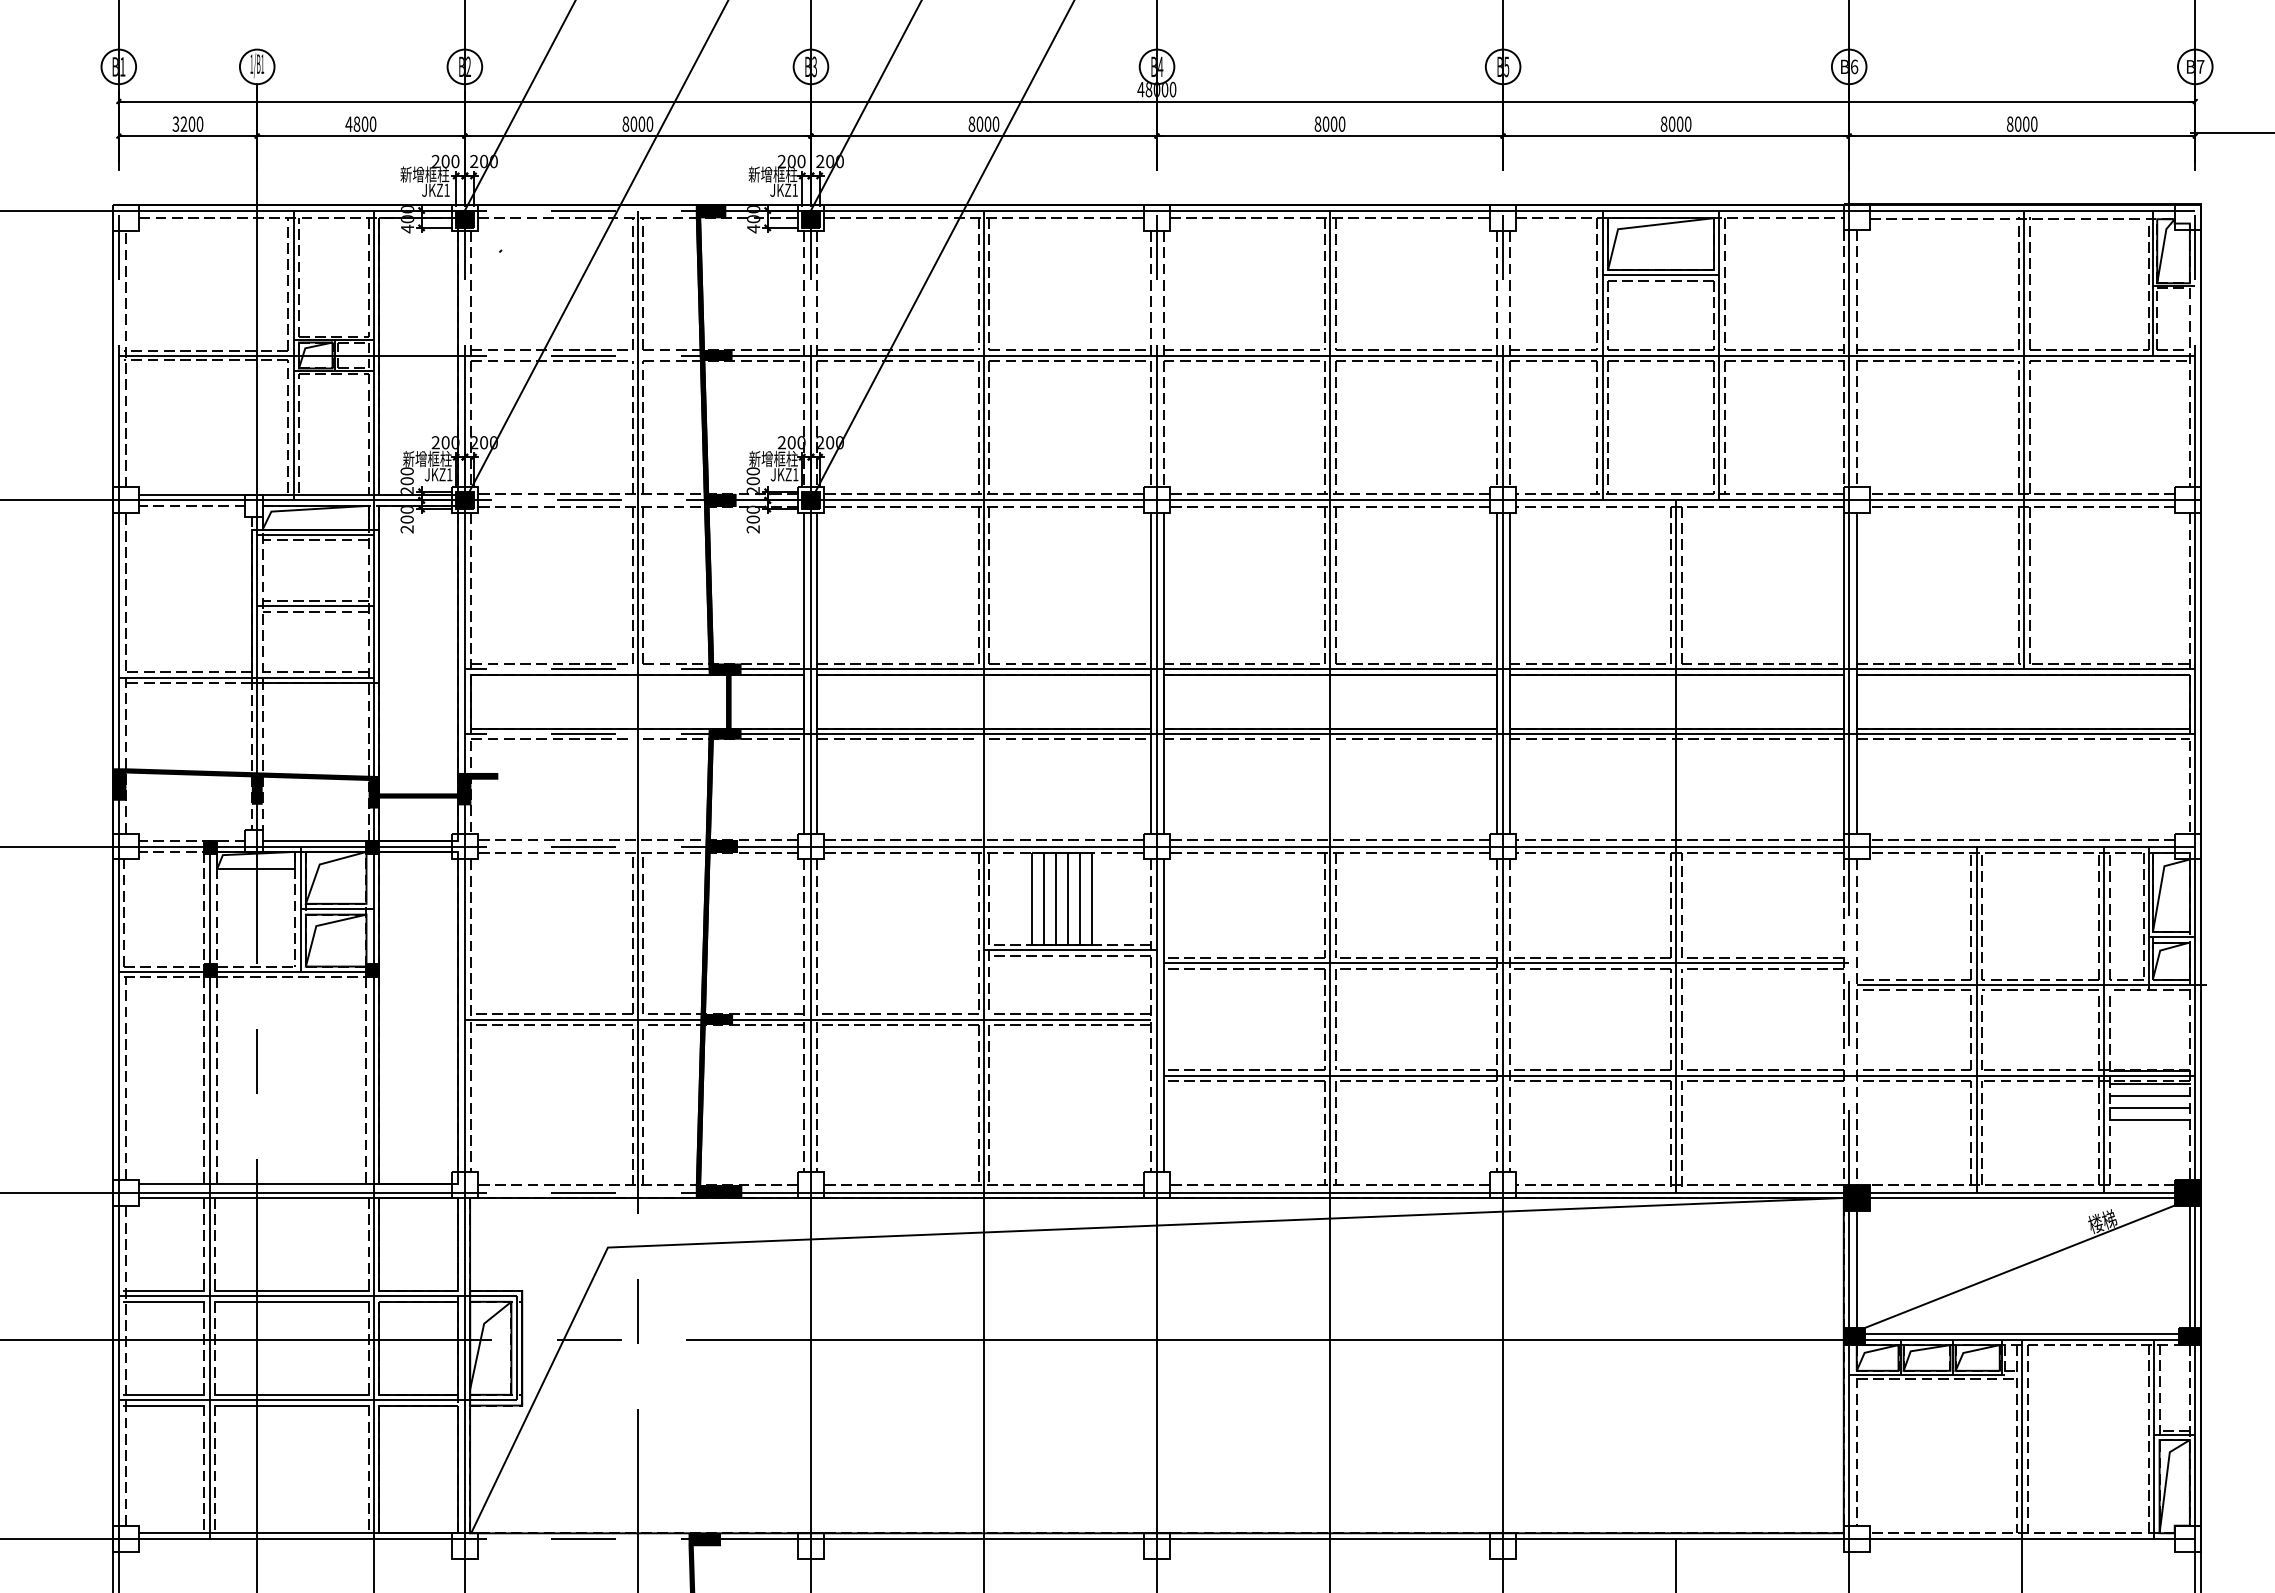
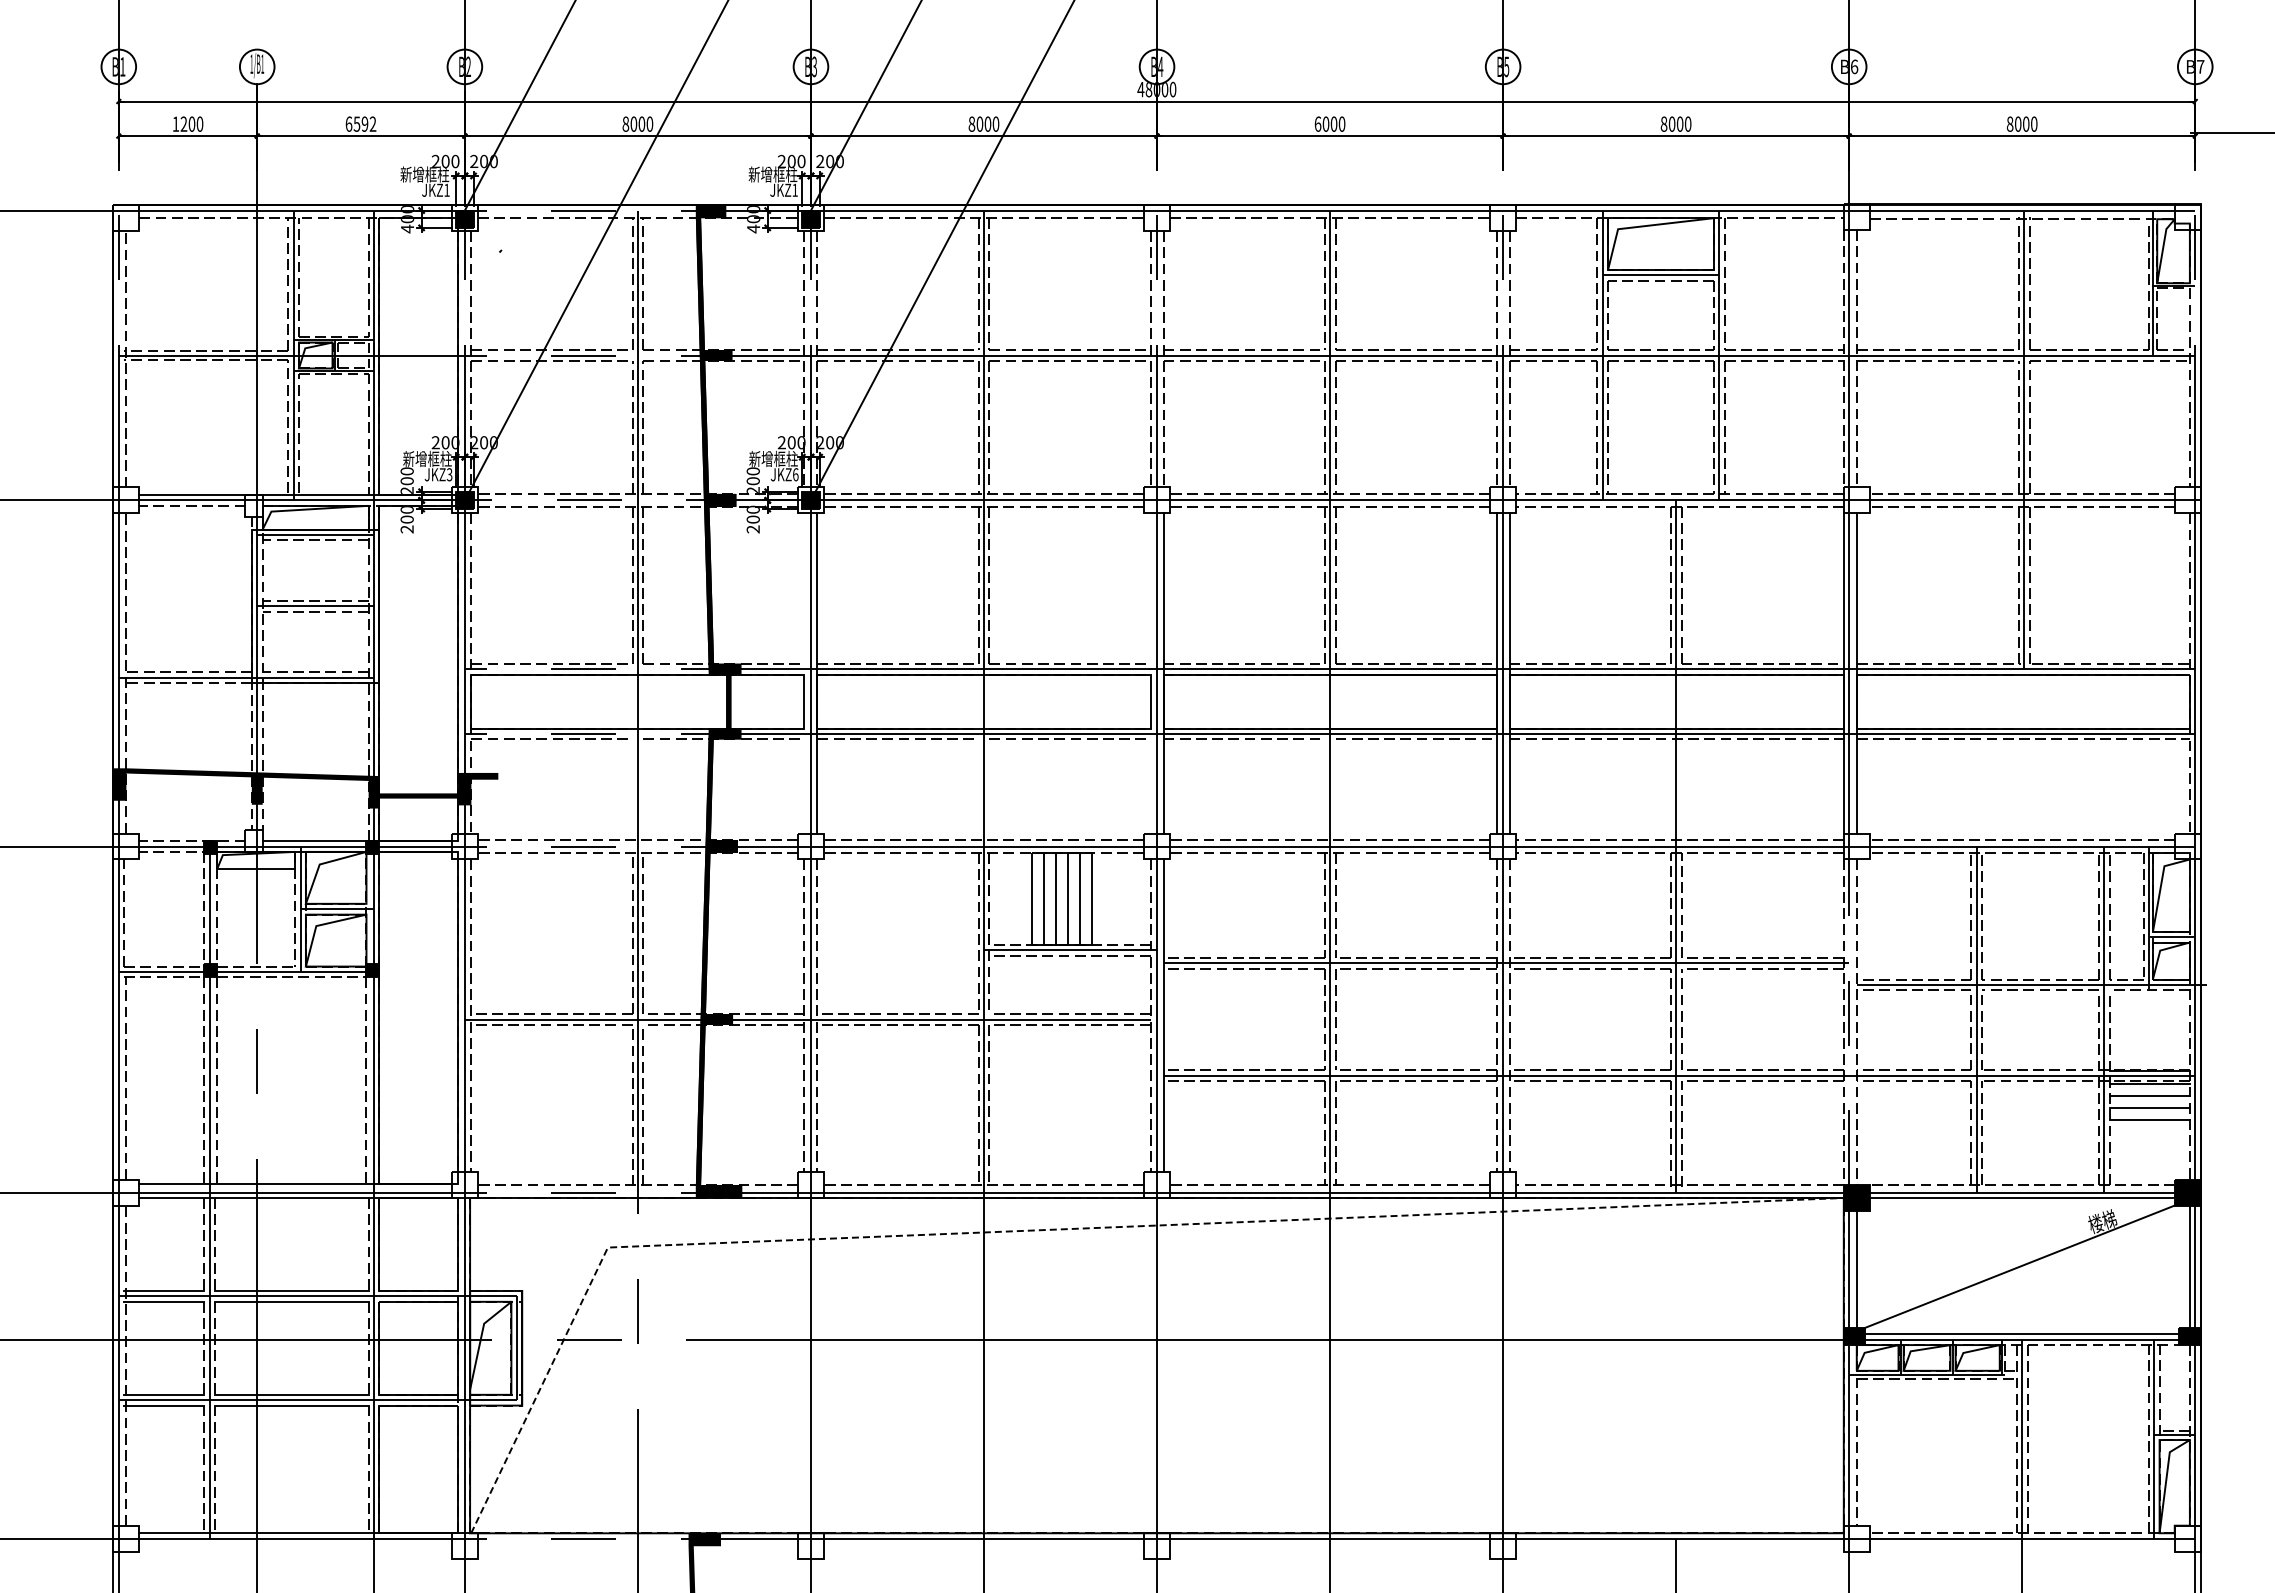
text: 3200 -> 1200 (175, 123)
text: 4800 -> 6592 (360, 123)
text: 8000 -> 6000 (1317, 123)
text: JKZ1 -> JKZ3 (449, 474)
text: JKZ1 -> JKZ6 (795, 474)
line: present -> none (804, 673)
line: present -> none (1150, 673)
line: solid -> dashed (1067, 1229)
